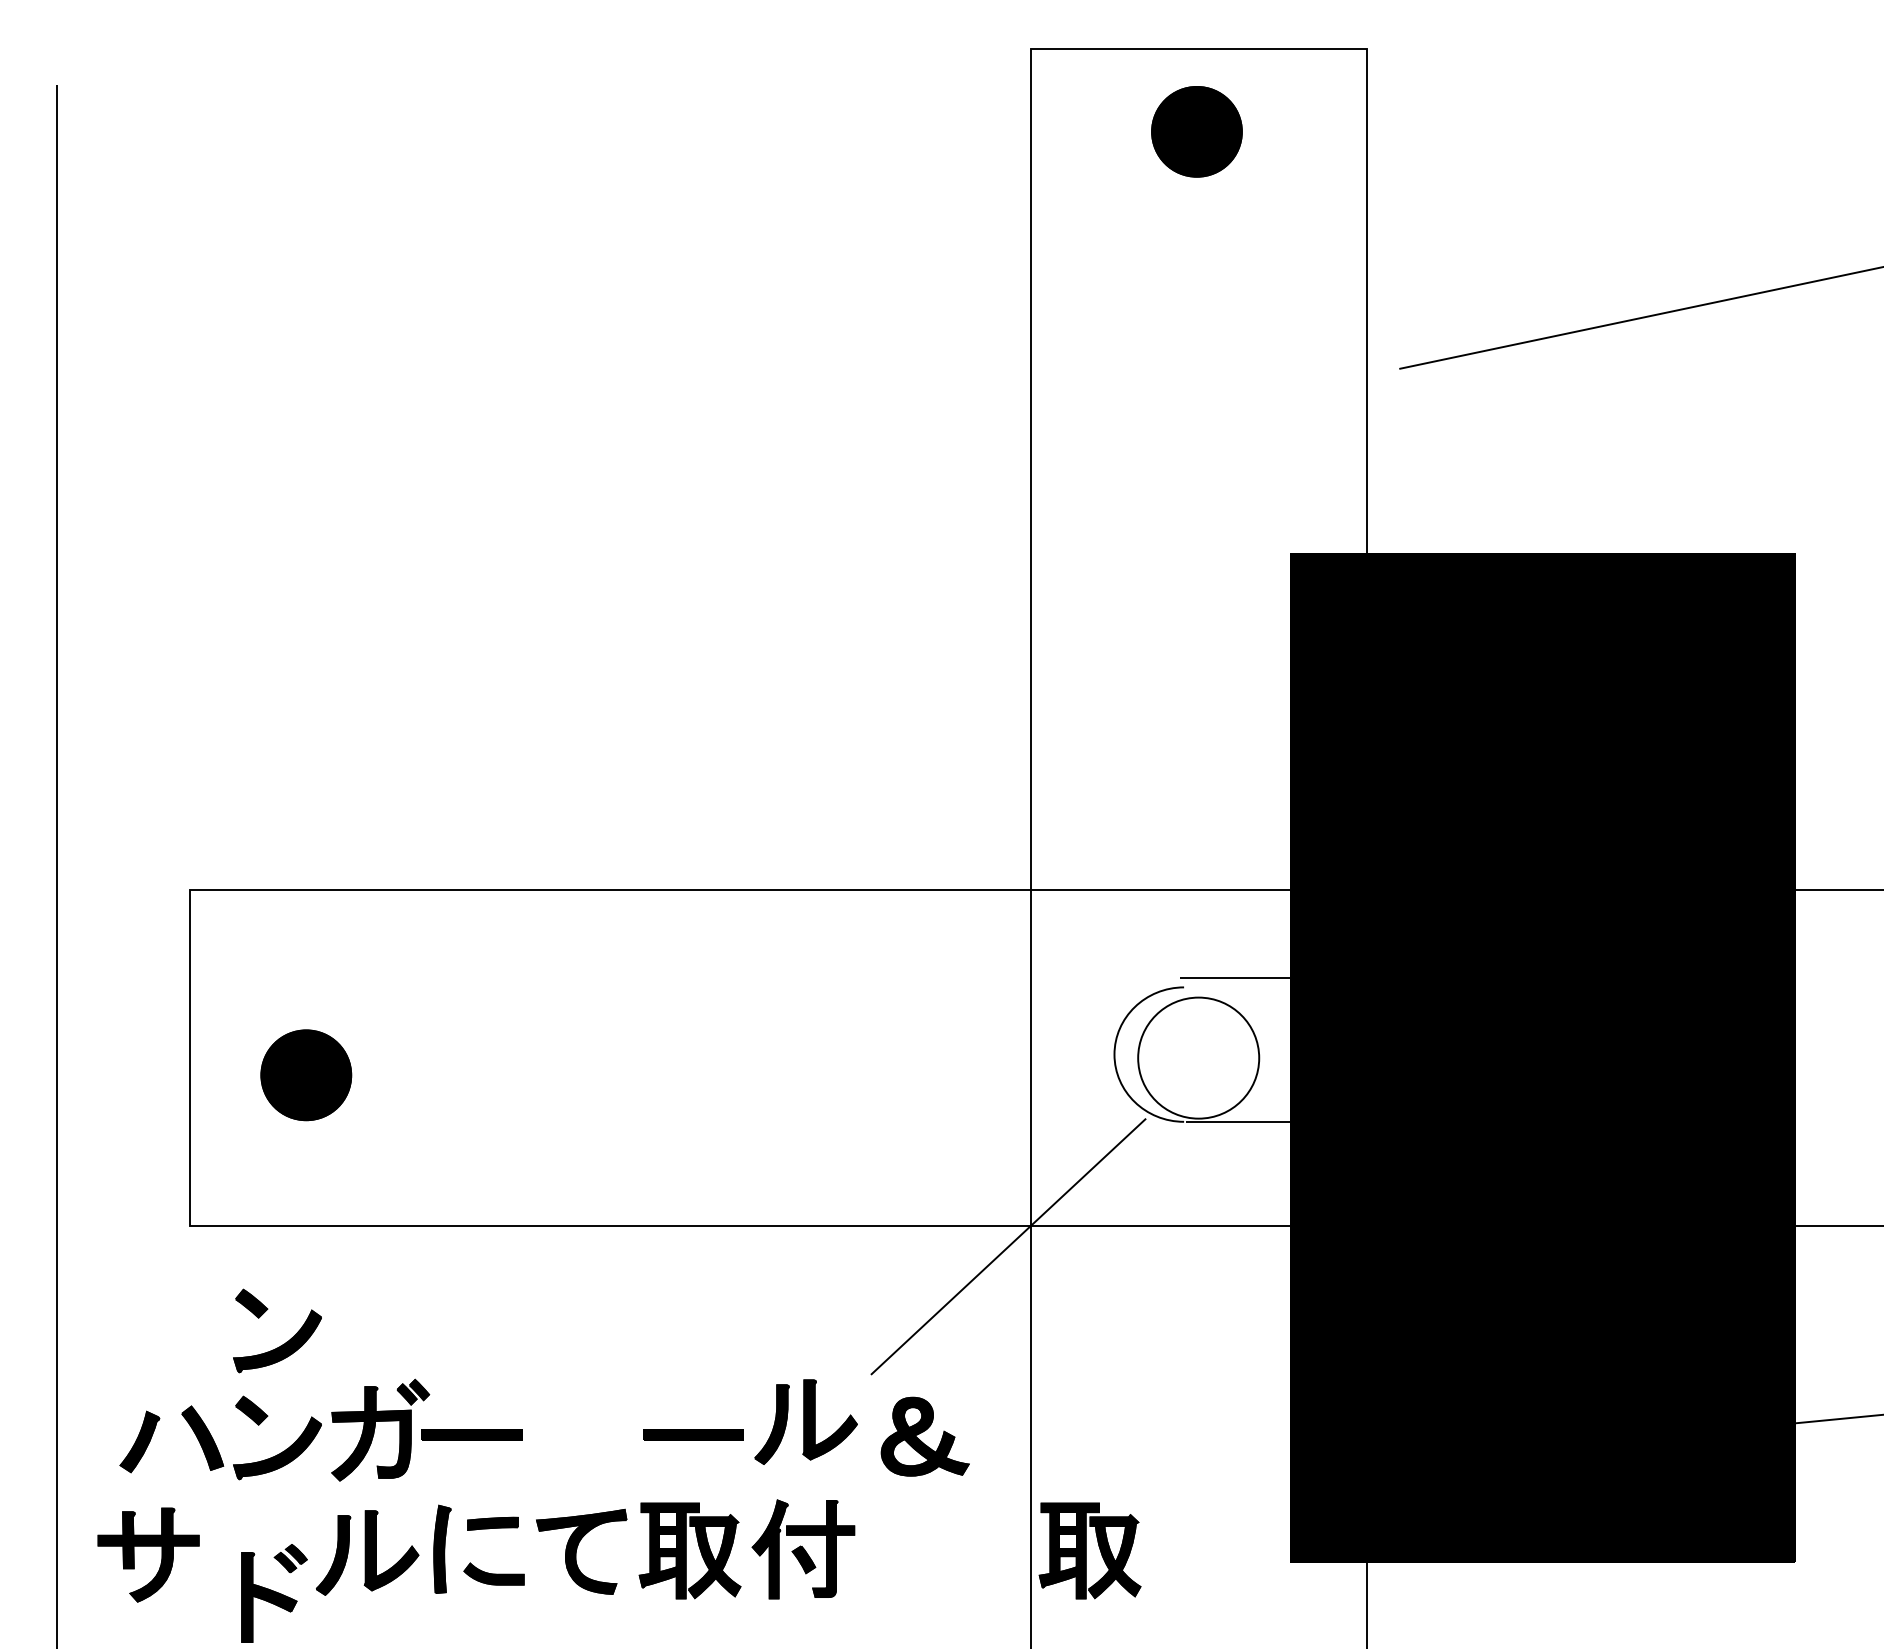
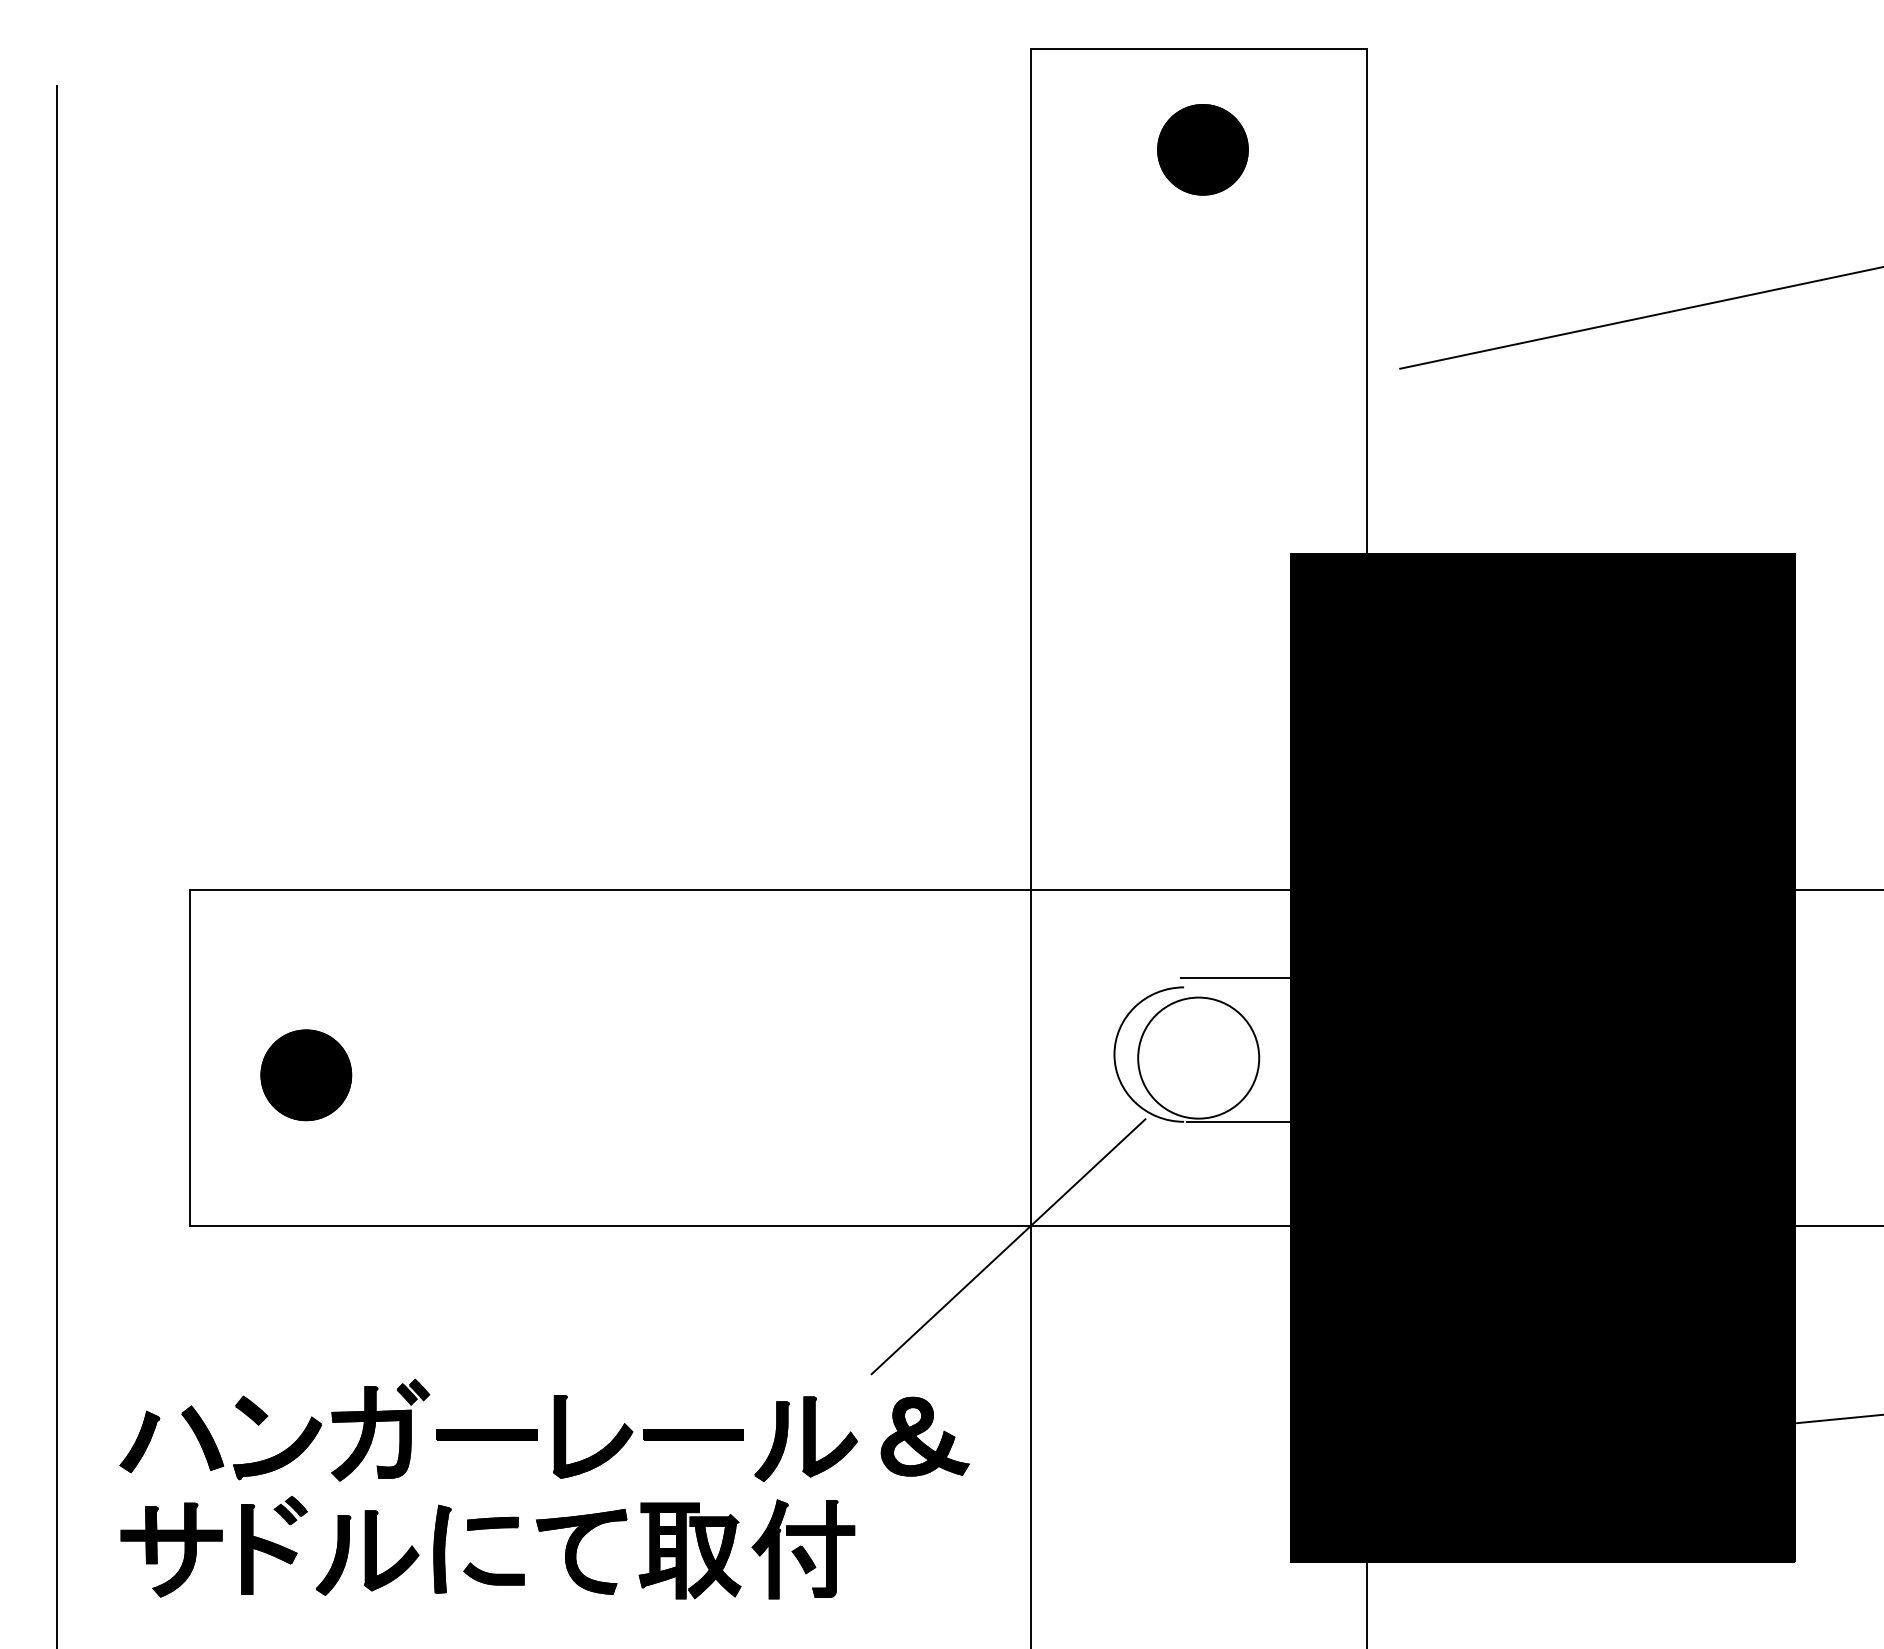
part position: (1196, 131) -> (1202, 149) (1202, 149)
part: present -> none (286, 1341)
part position: (805, 1421) -> (805, 1438) (805, 1438)
part position: (471, 1434) -> (486, 1434) (486, 1434)
part: none -> present (602, 1448)
part position: (148, 1546) -> (171, 1541) (171, 1541)
part: present -> none (1089, 1550)
part position: (274, 1593) -> (274, 1545) (274, 1545)
